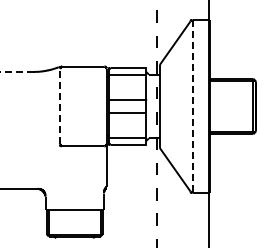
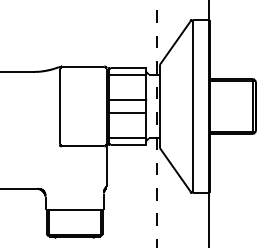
line: dashed -> solid (16, 72)
line: dashed -> solid (60, 106)
line: dashed -> solid (192, 106)
